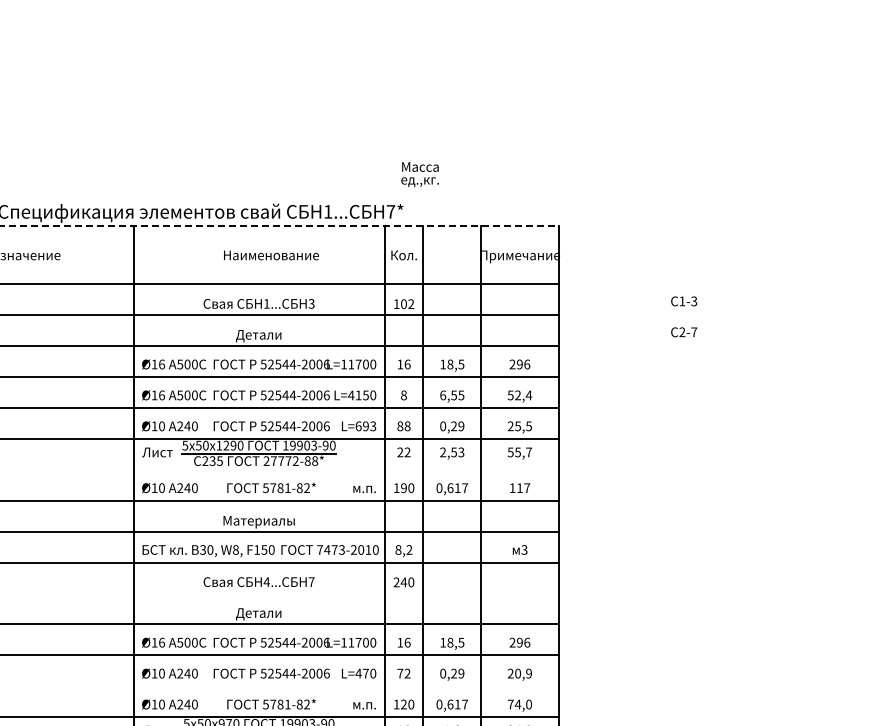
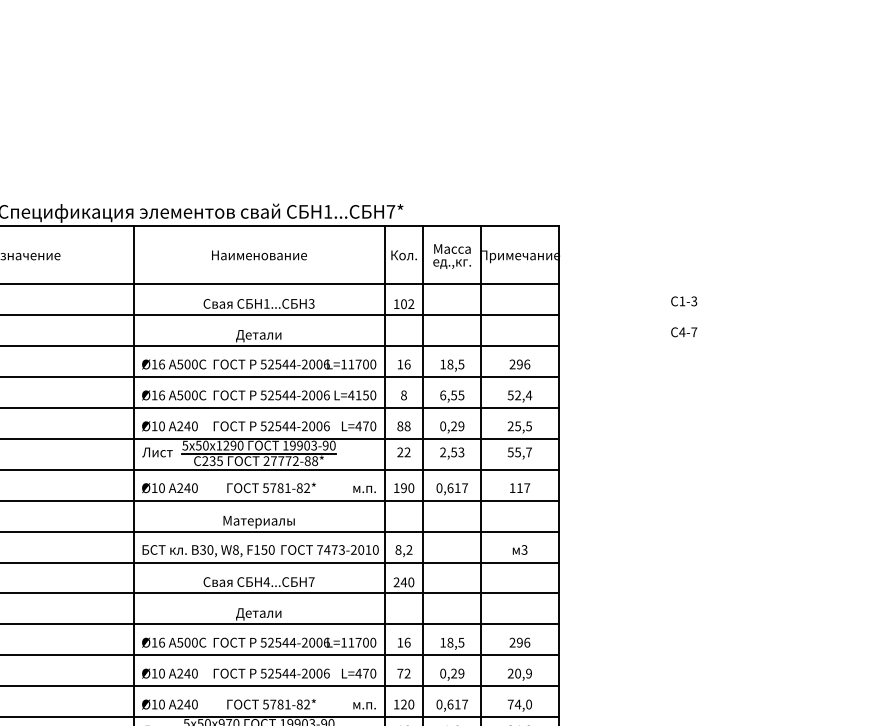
text position: (419, 174) -> (451, 256) (451, 256)
line: dashed -> solid (279, 226)
text position: (271, 255) -> (259, 255) (259, 255)
text: C2-7 -> C4-7 (682, 332)
text: L=693 -> L=470 (365, 426)
line: none -> present (280, 469)
line: none -> present (280, 593)
line: none -> present (280, 686)
